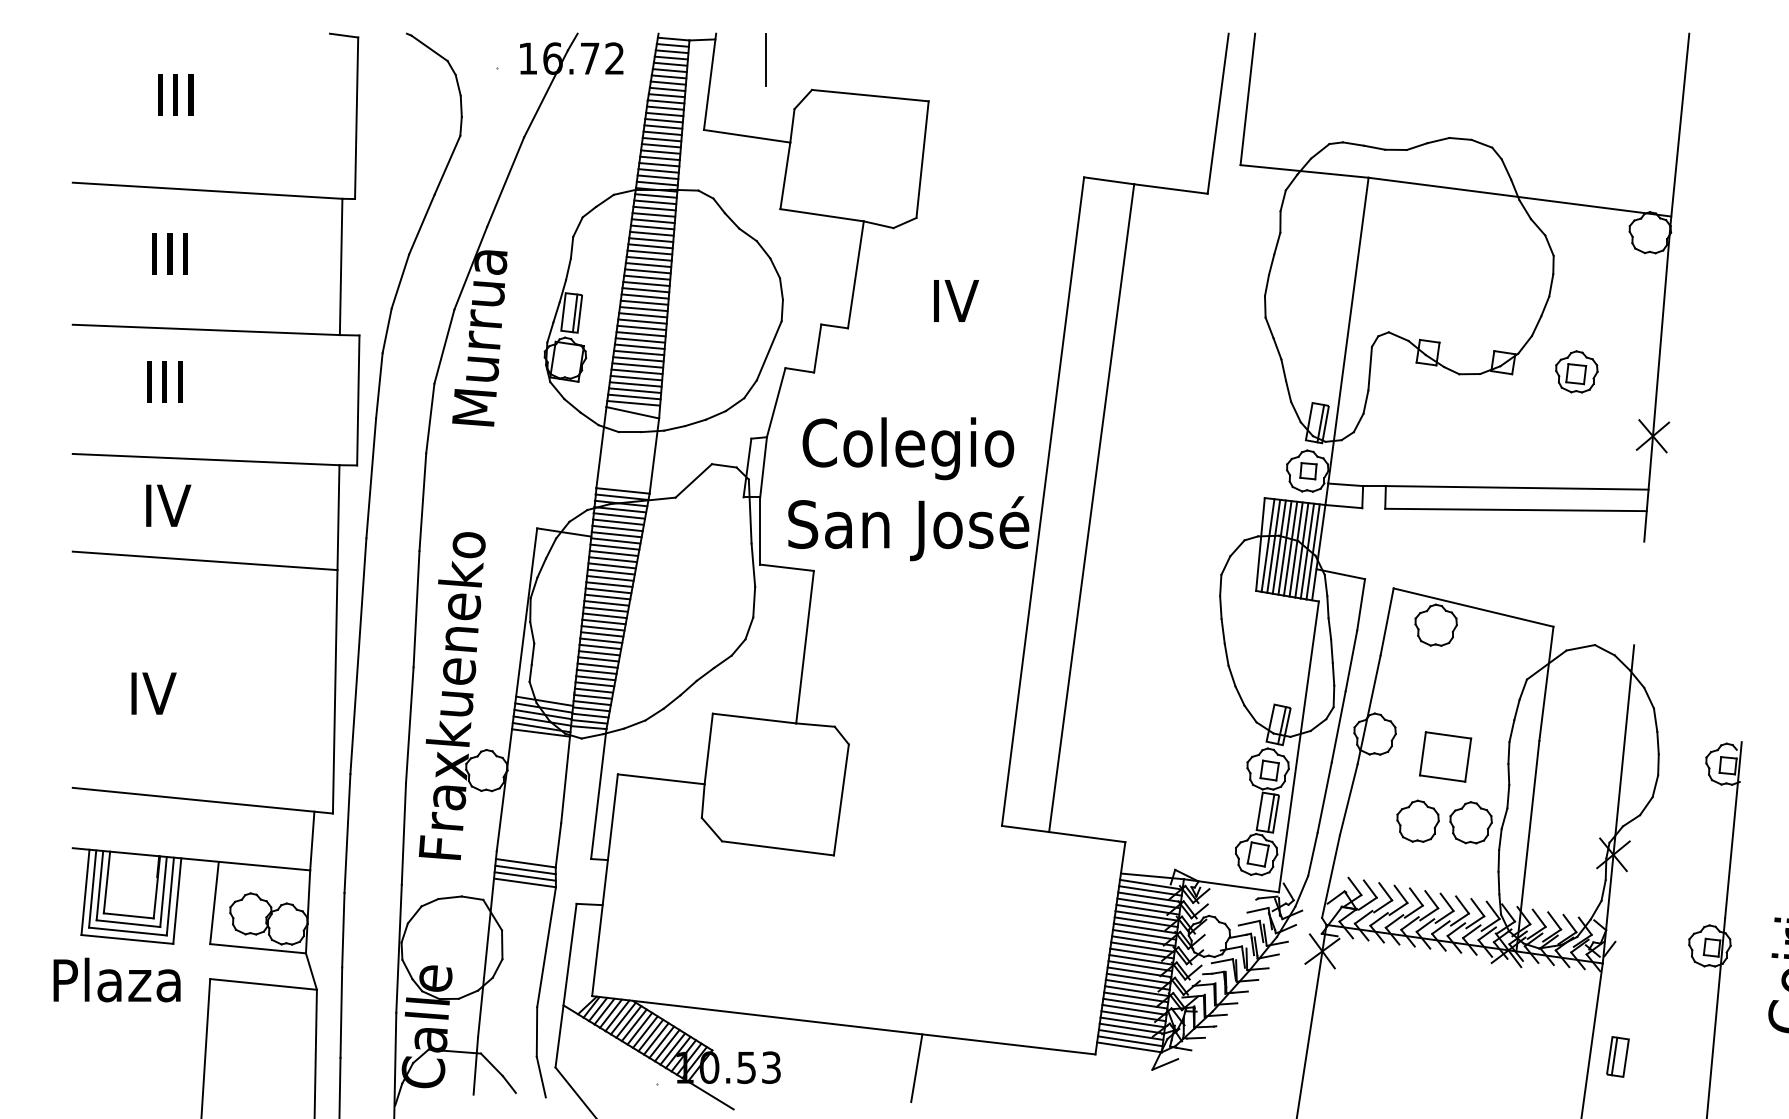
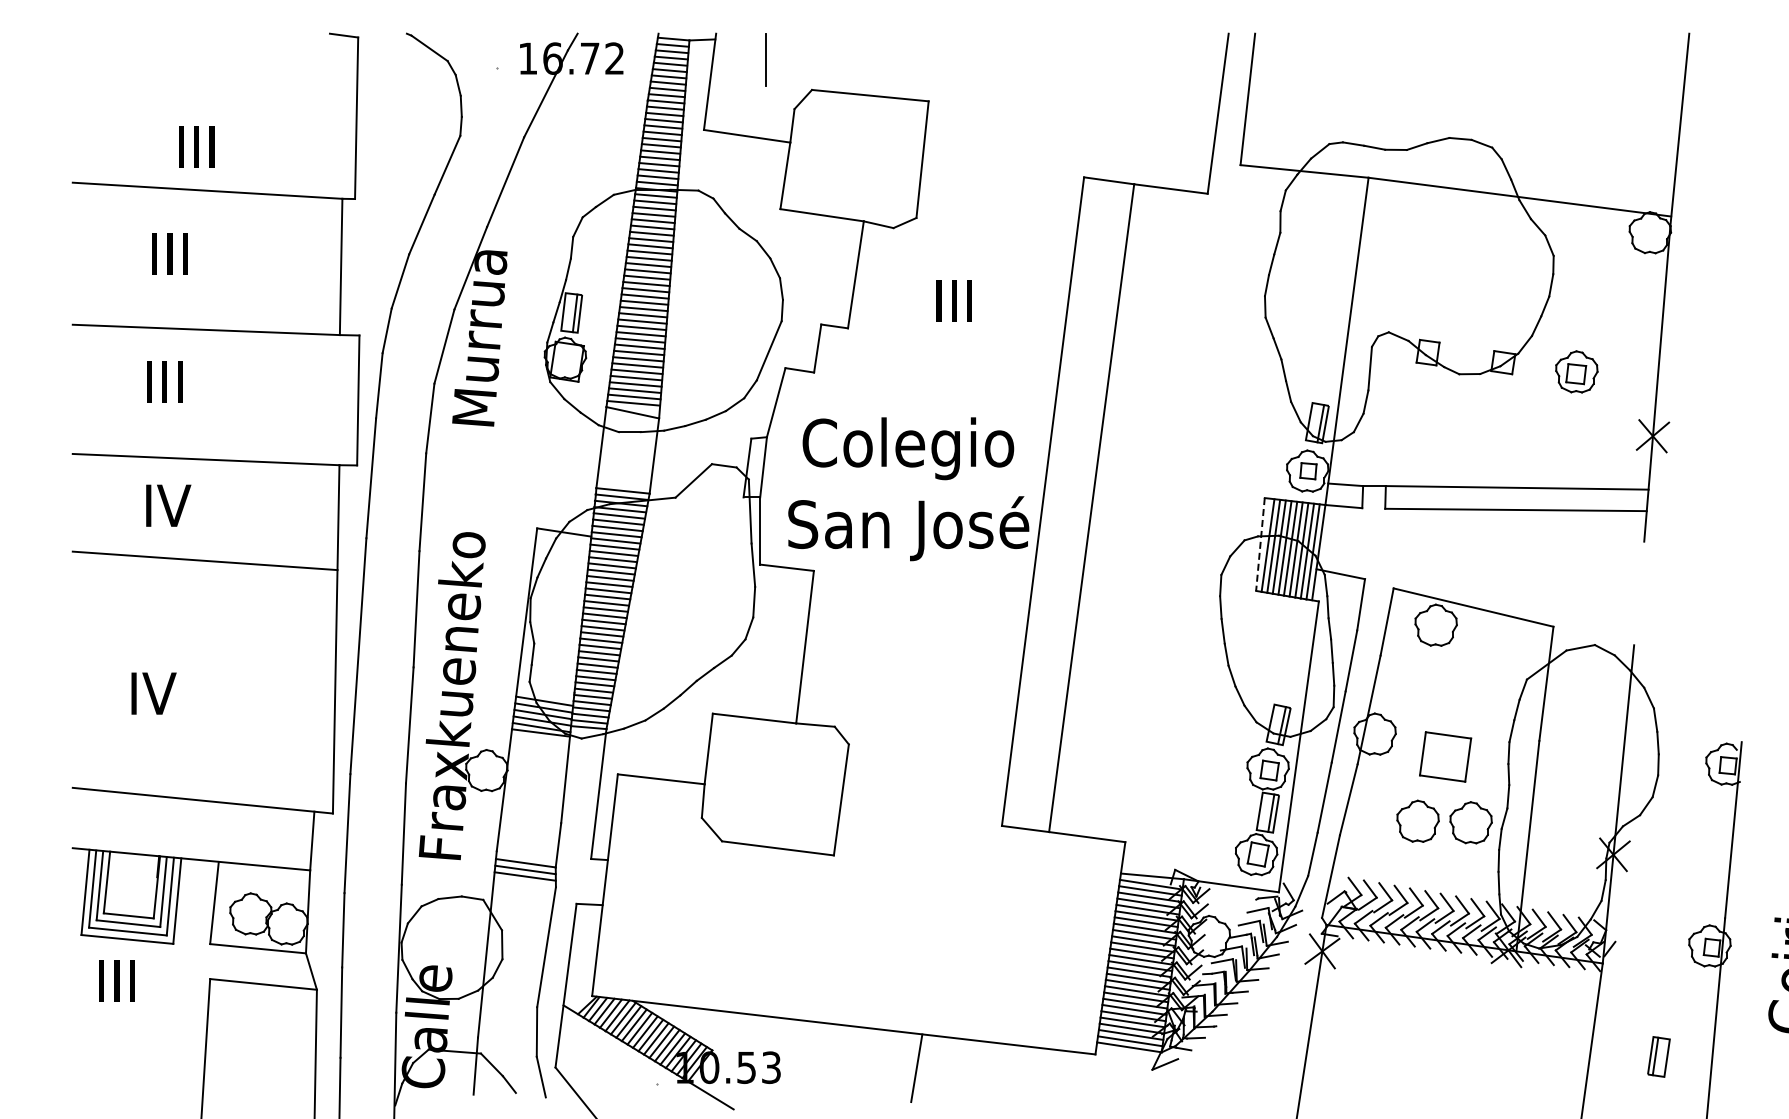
text position: (175, 94) -> (196, 146) (196, 146)
text: IV -> III (956, 300)
line: solid -> dashed (1260, 544)
line: present -> none (524, 882)
text: Plaza -> III (116, 979)
part position: (1617, 1056) -> (1658, 1056) (1658, 1056)
